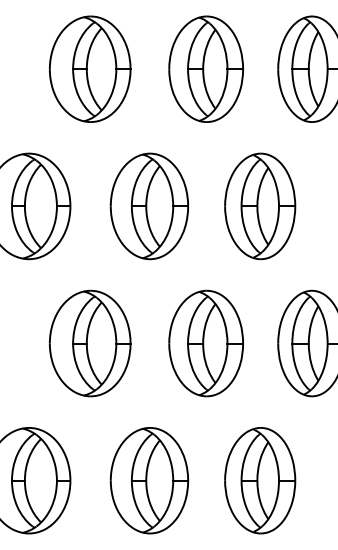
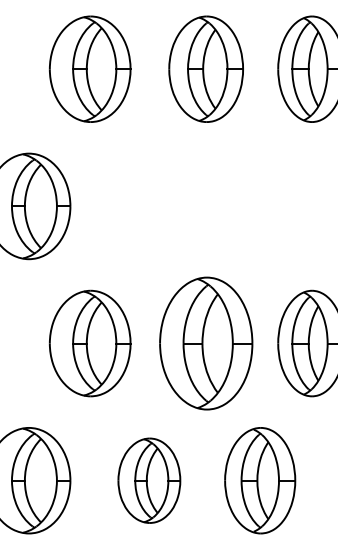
part: present -> none (148, 206)
part: present -> none (260, 206)
part size: 76x109 px -> 95x135 px (206, 343)
part size: 80x108 px -> 65x87 px (149, 480)
